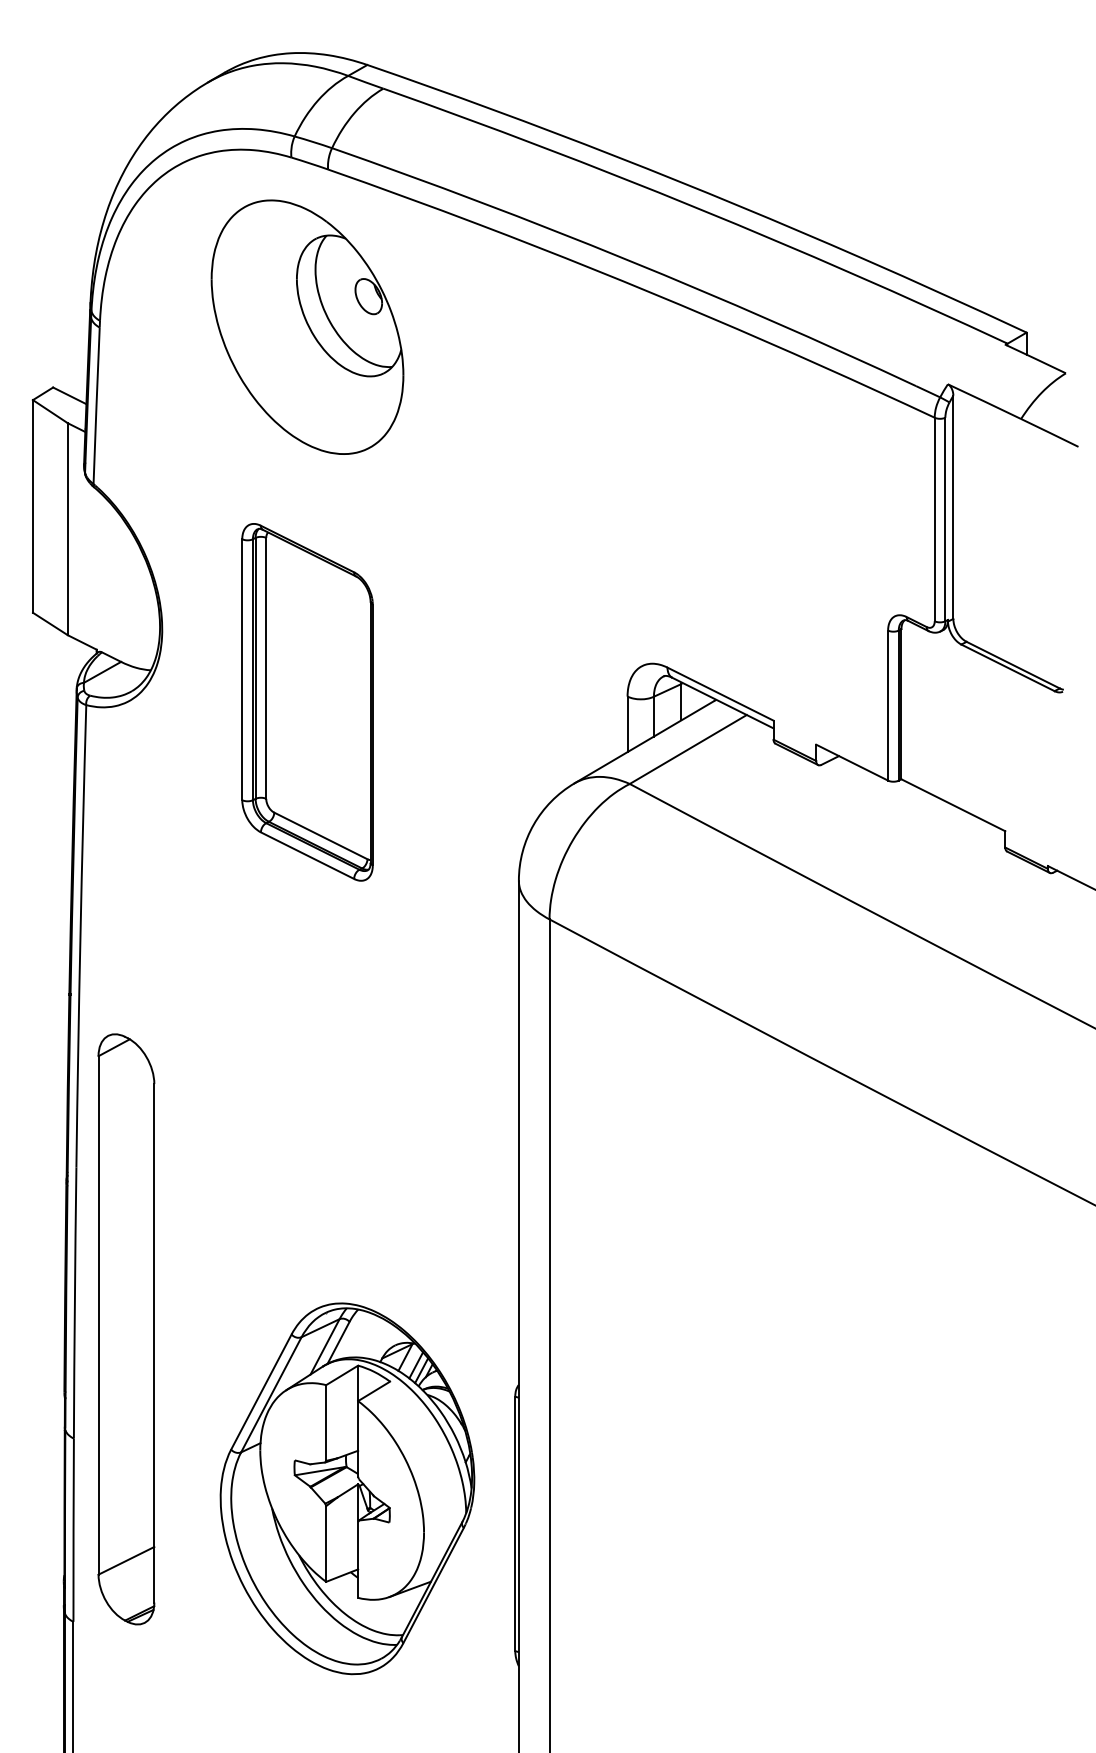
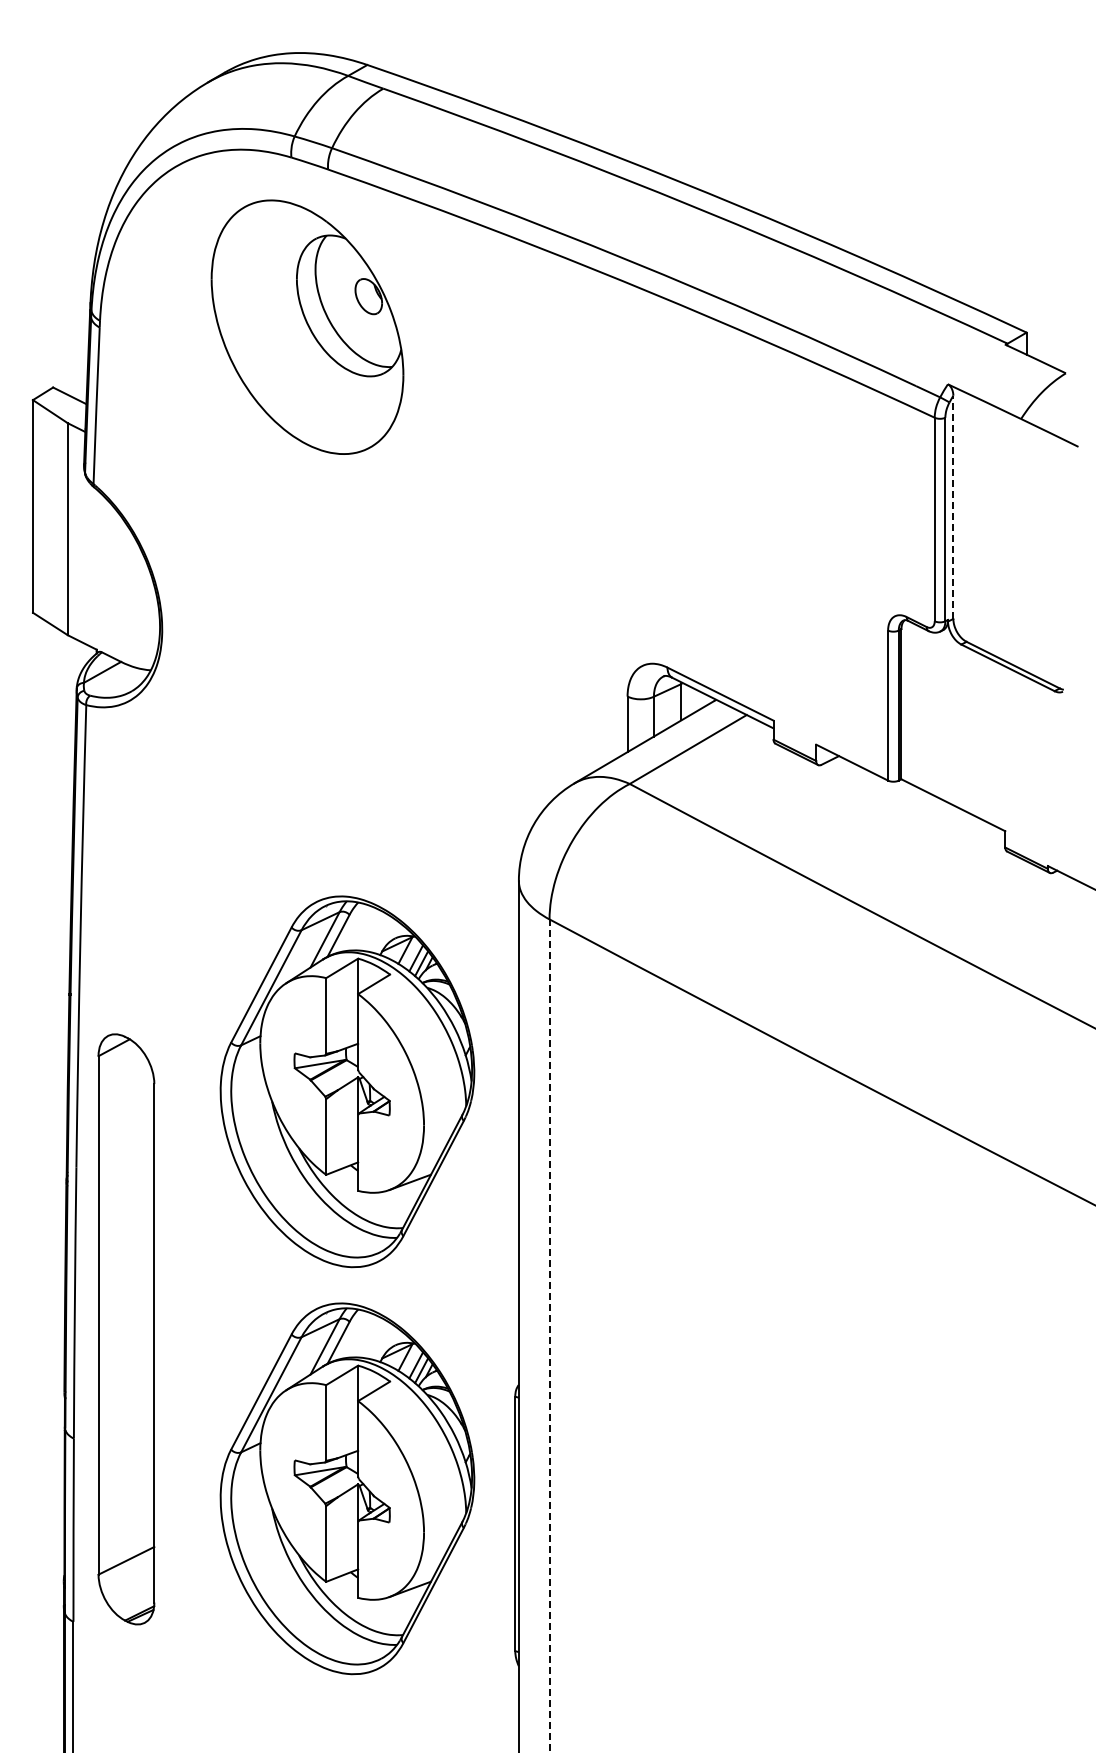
line: solid -> dashed (953, 507)
part: present -> none (307, 702)
part: none -> present (347, 1081)
line: solid -> dashed (549, 1336)
